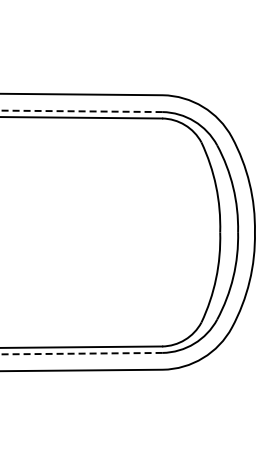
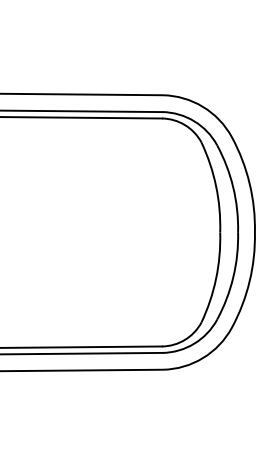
line: dashed -> solid (80, 111)
line: dashed -> solid (80, 353)
